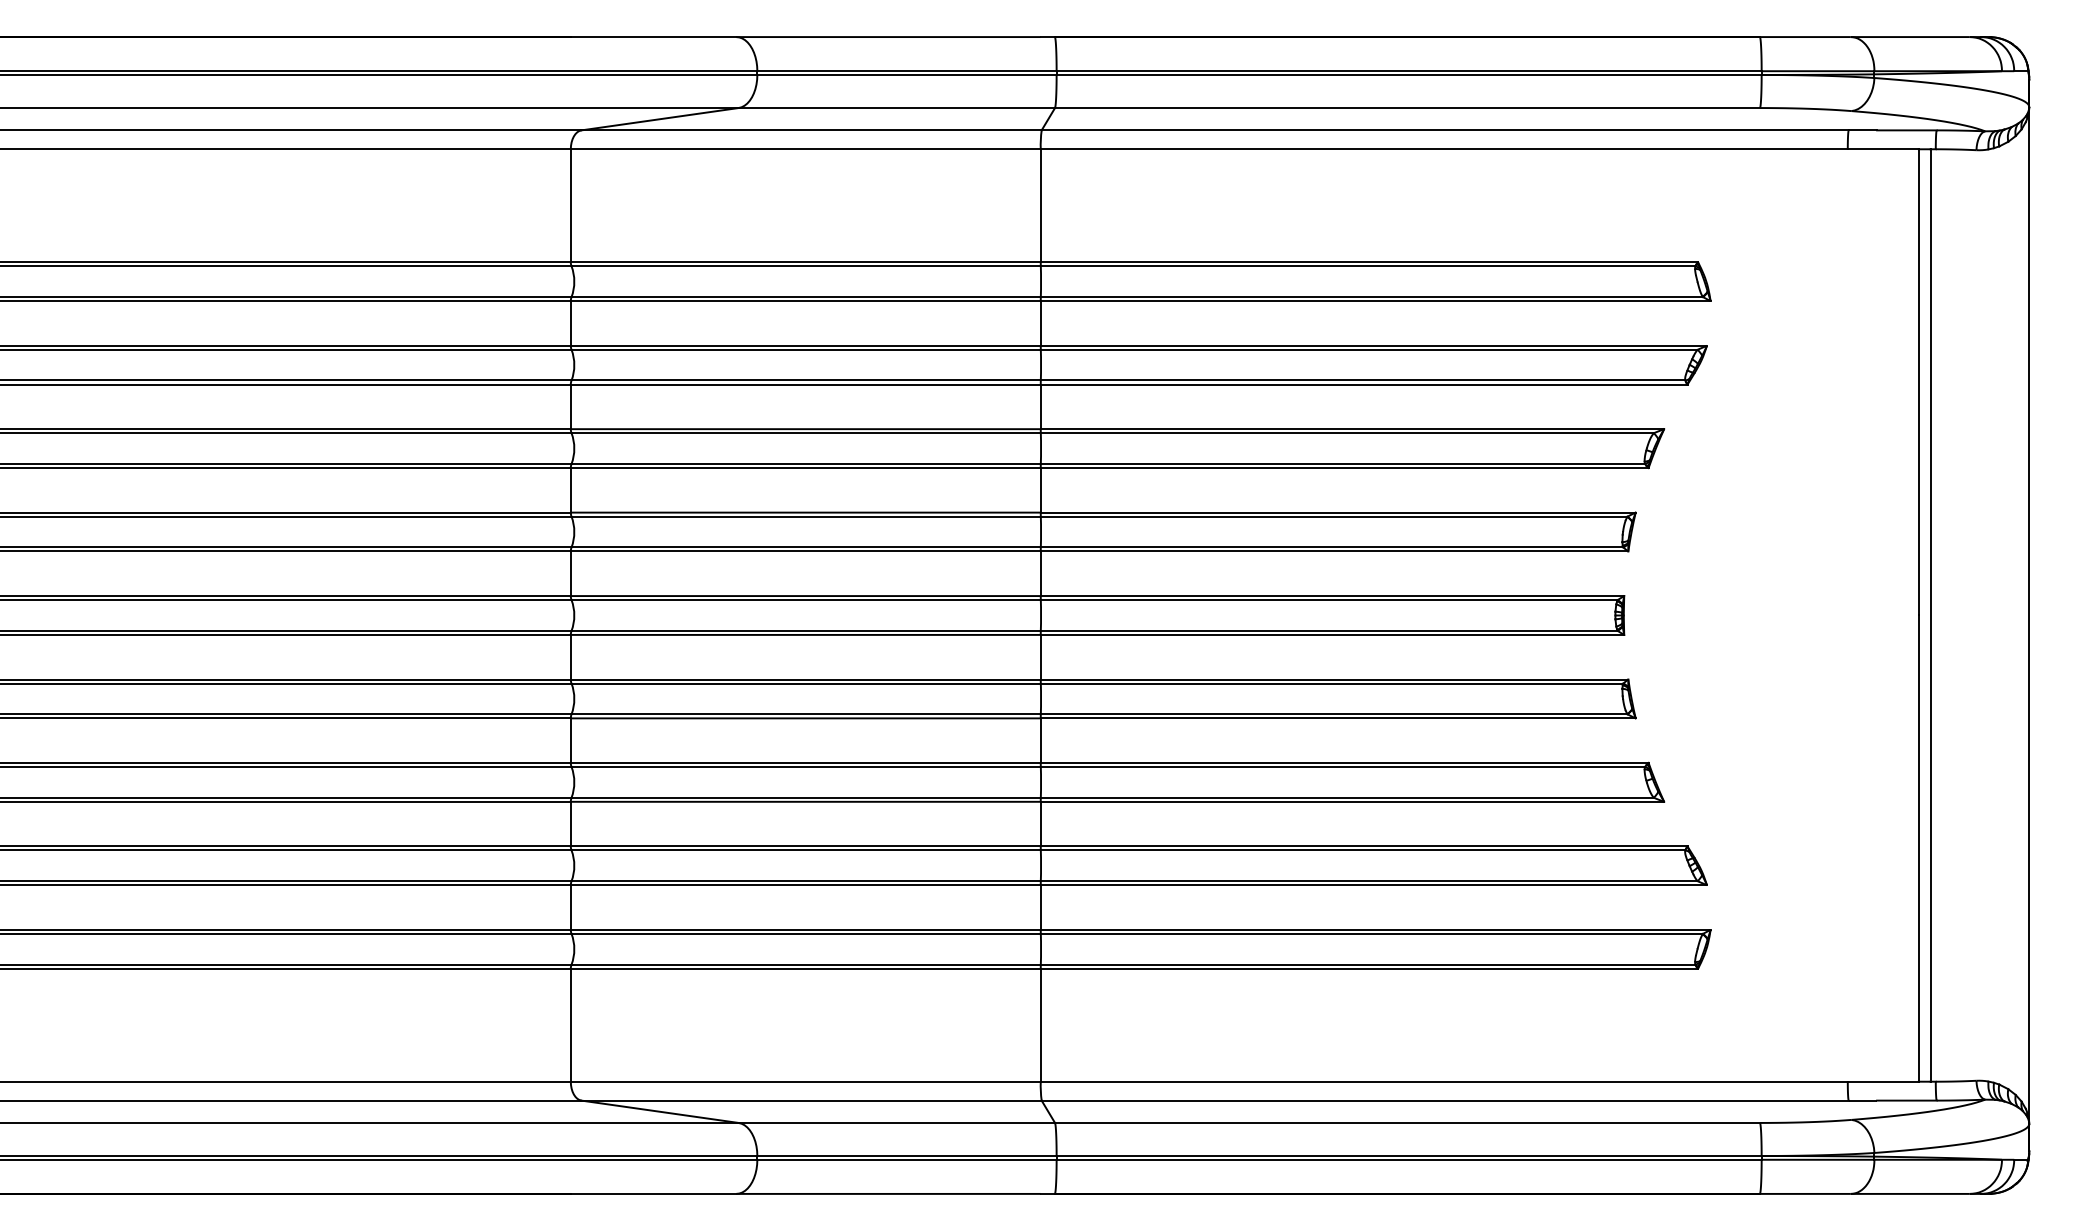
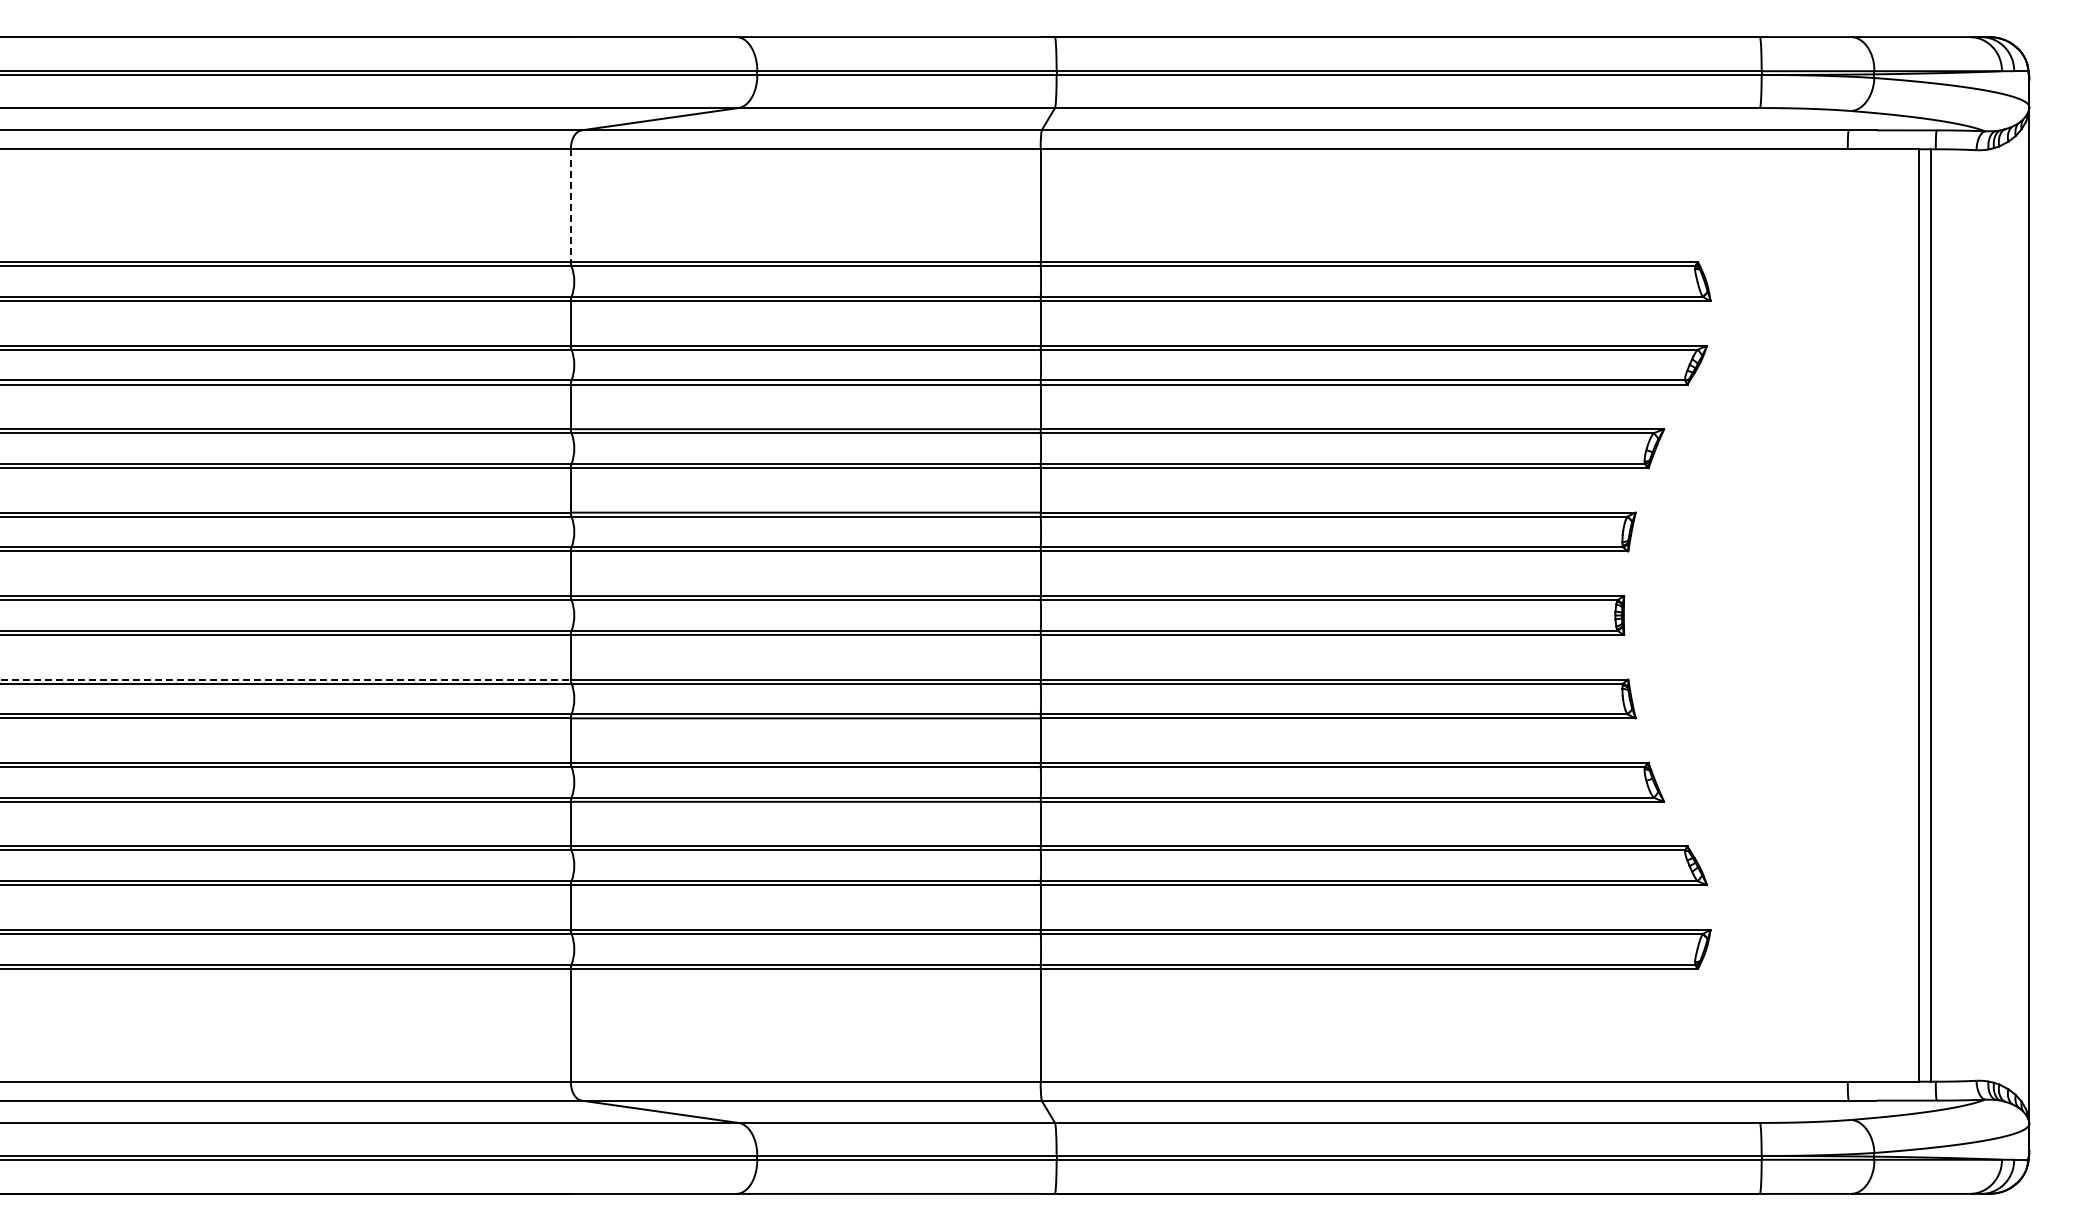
line: solid -> dashed (570, 205)
line: solid -> dashed (285, 679)
